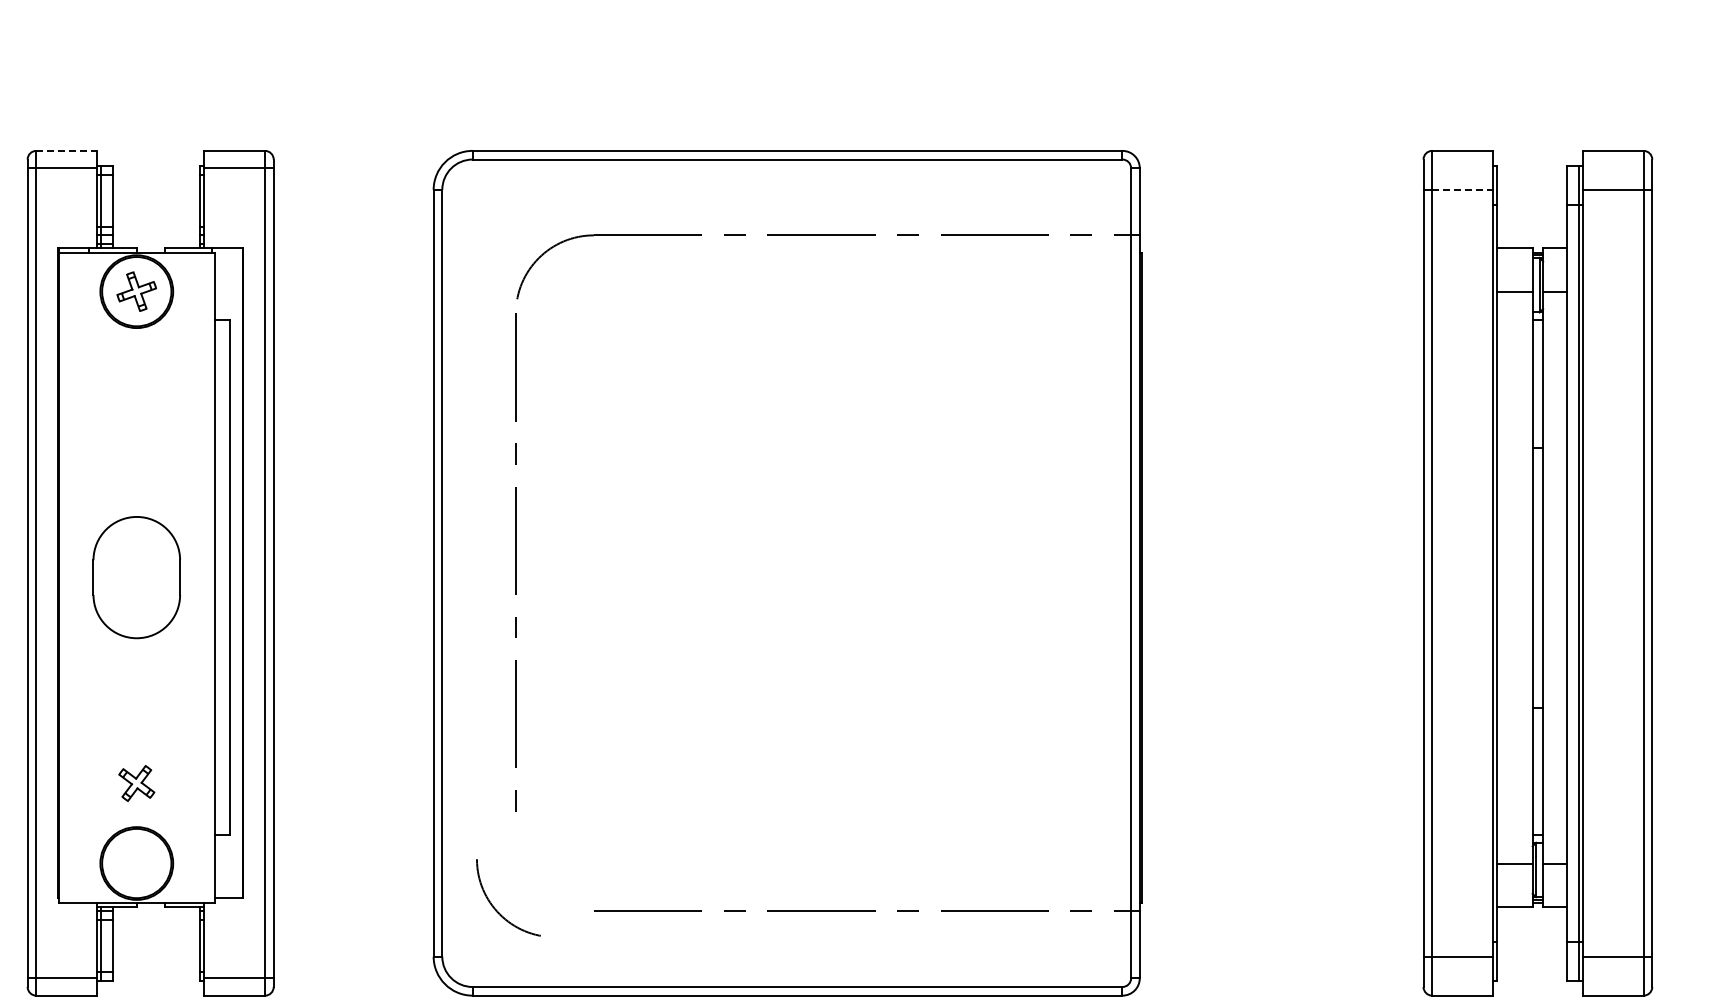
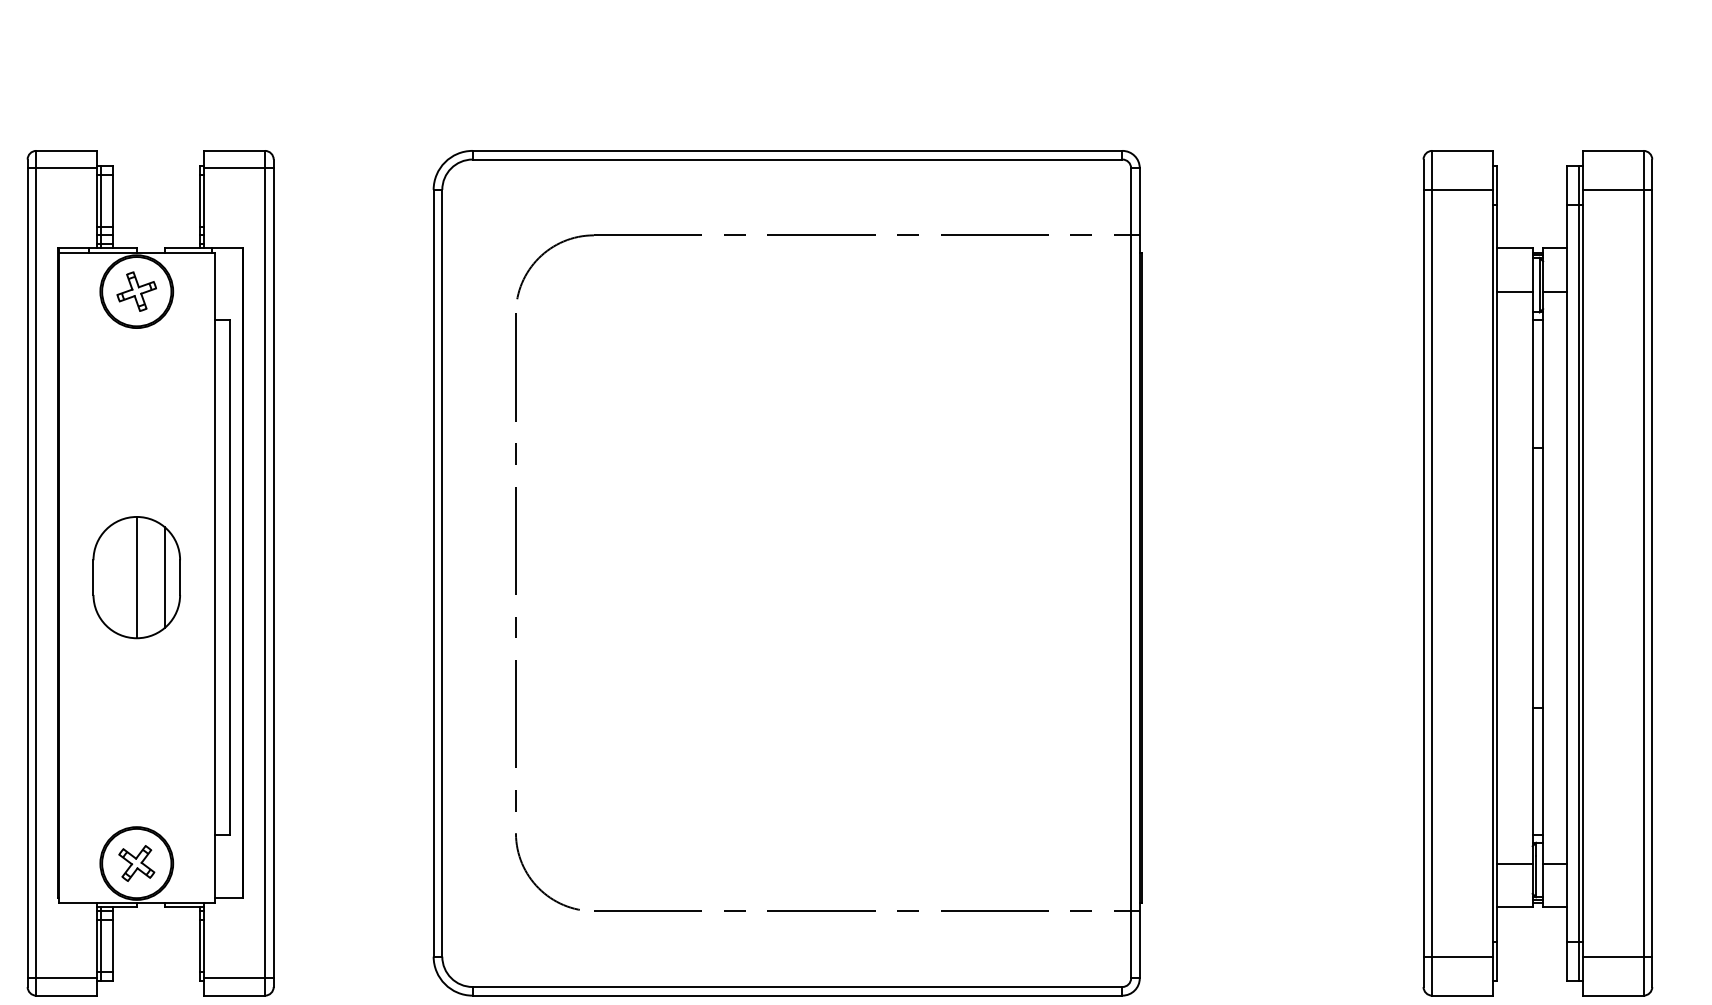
line: dashed -> solid (67, 150)
line: dashed -> solid (1463, 189)
line: none -> present (136, 577)
line: none -> present (164, 577)
part position: (136, 783) -> (136, 863) (136, 863)
arc position: (494, 906) -> (533, 880) (533, 880)
